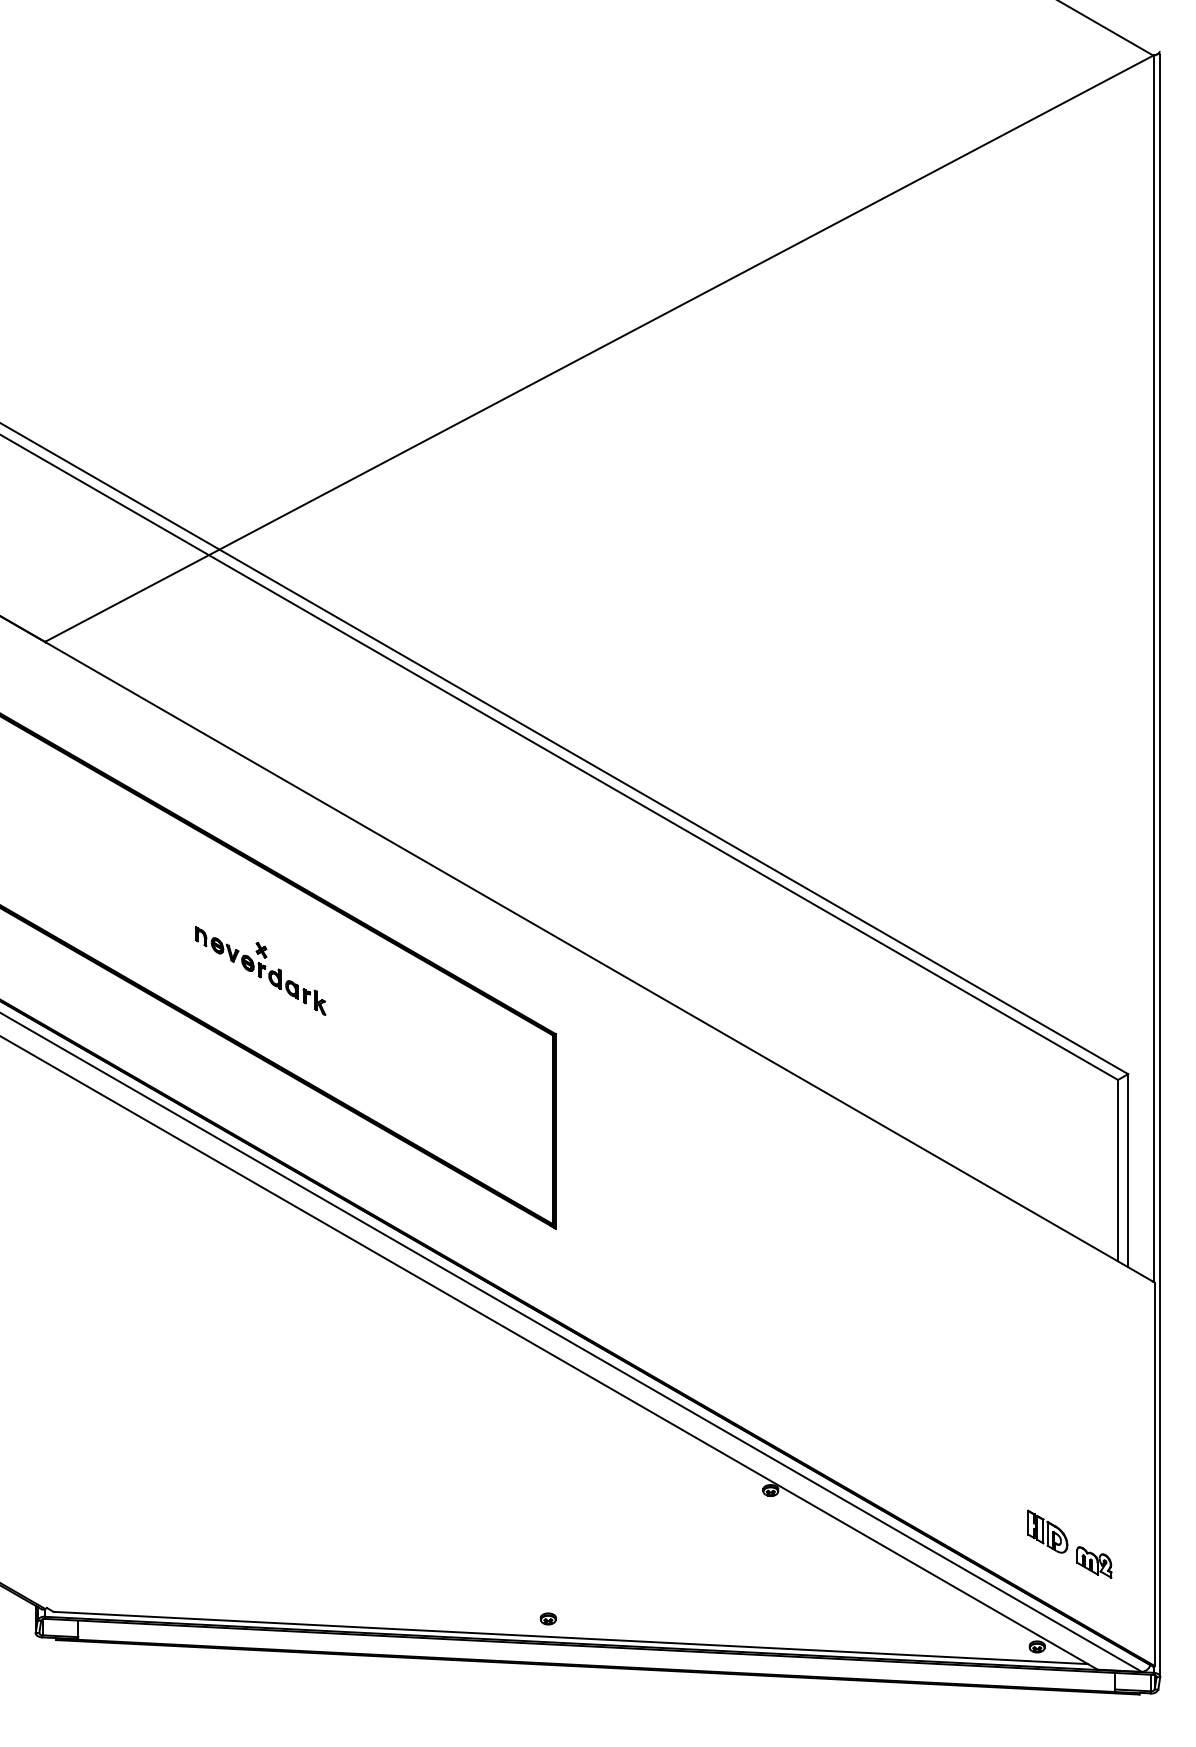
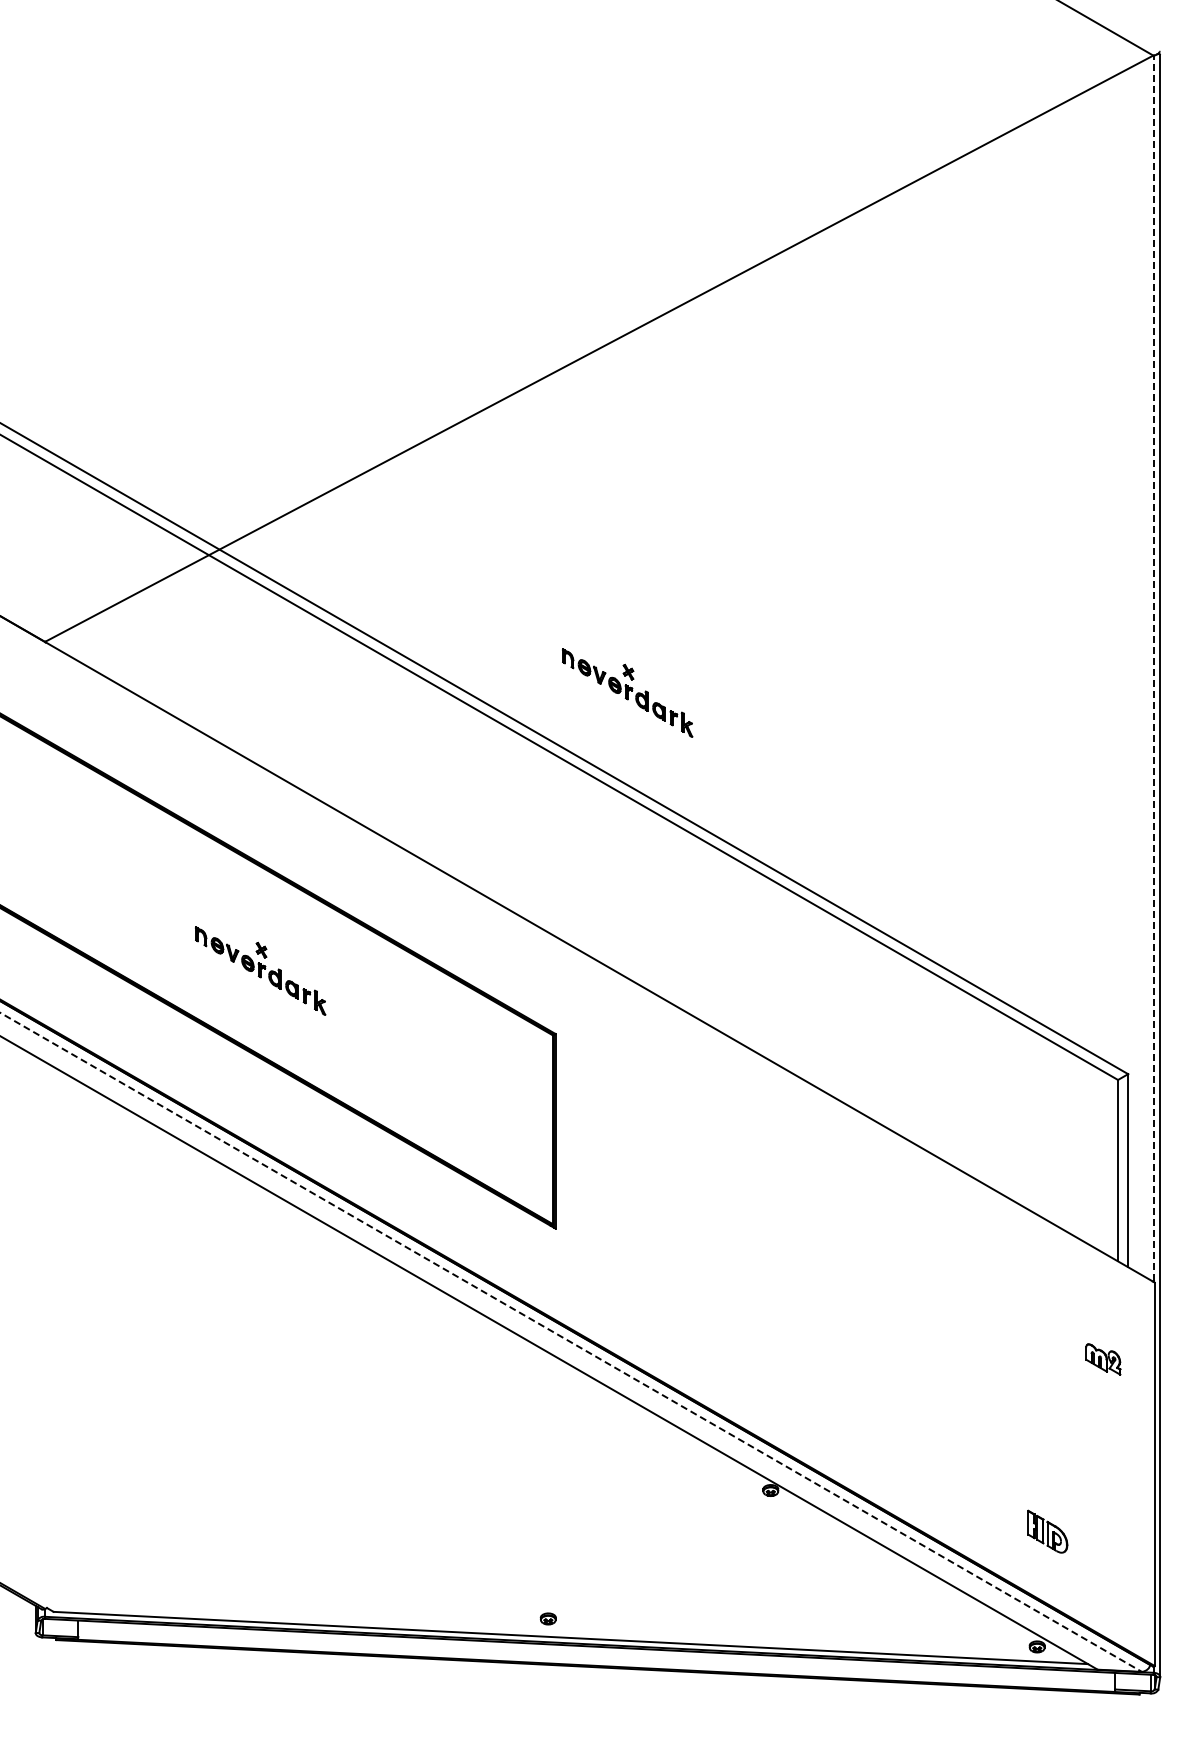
line: solid -> dashed (1154, 667)
part: none -> present (627, 692)
line: solid -> dashed (571, 1342)
part position: (1094, 1562) -> (1103, 1359) (1103, 1359)
